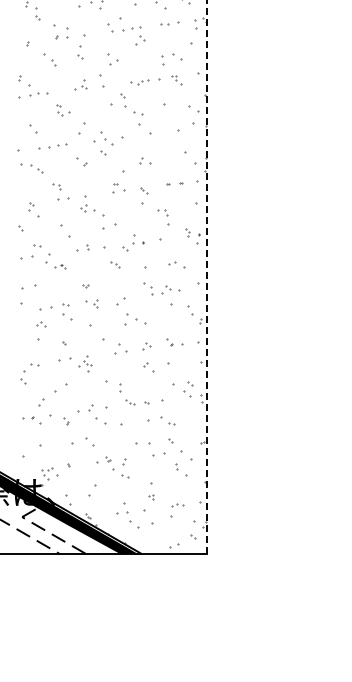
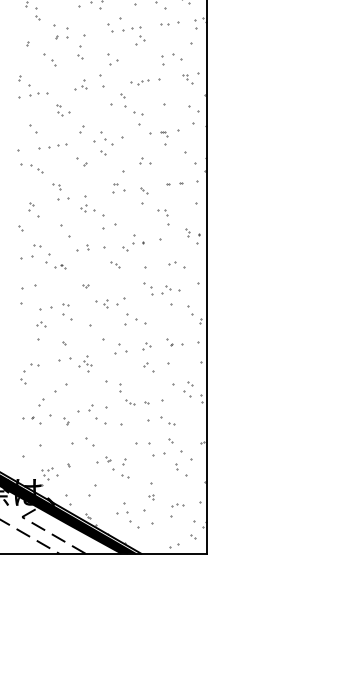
part position: (176, 80) -> (187, 79) (187, 79)
part size: 8x13 px -> 6x9 px (81, 129)
part: none -> present (164, 138)
line: dashed -> solid (206, 276)
part position: (91, 303) -> (101, 303) (101, 303)
